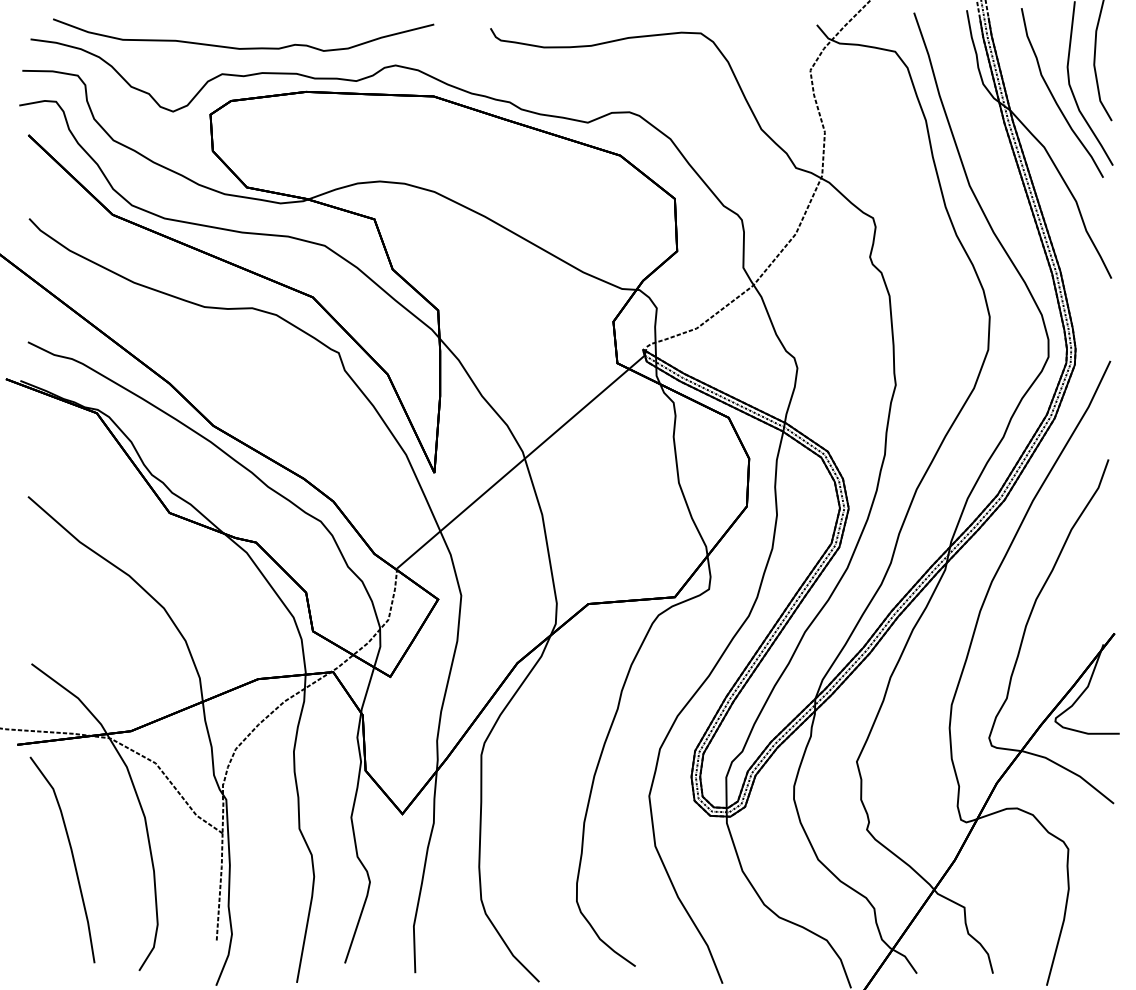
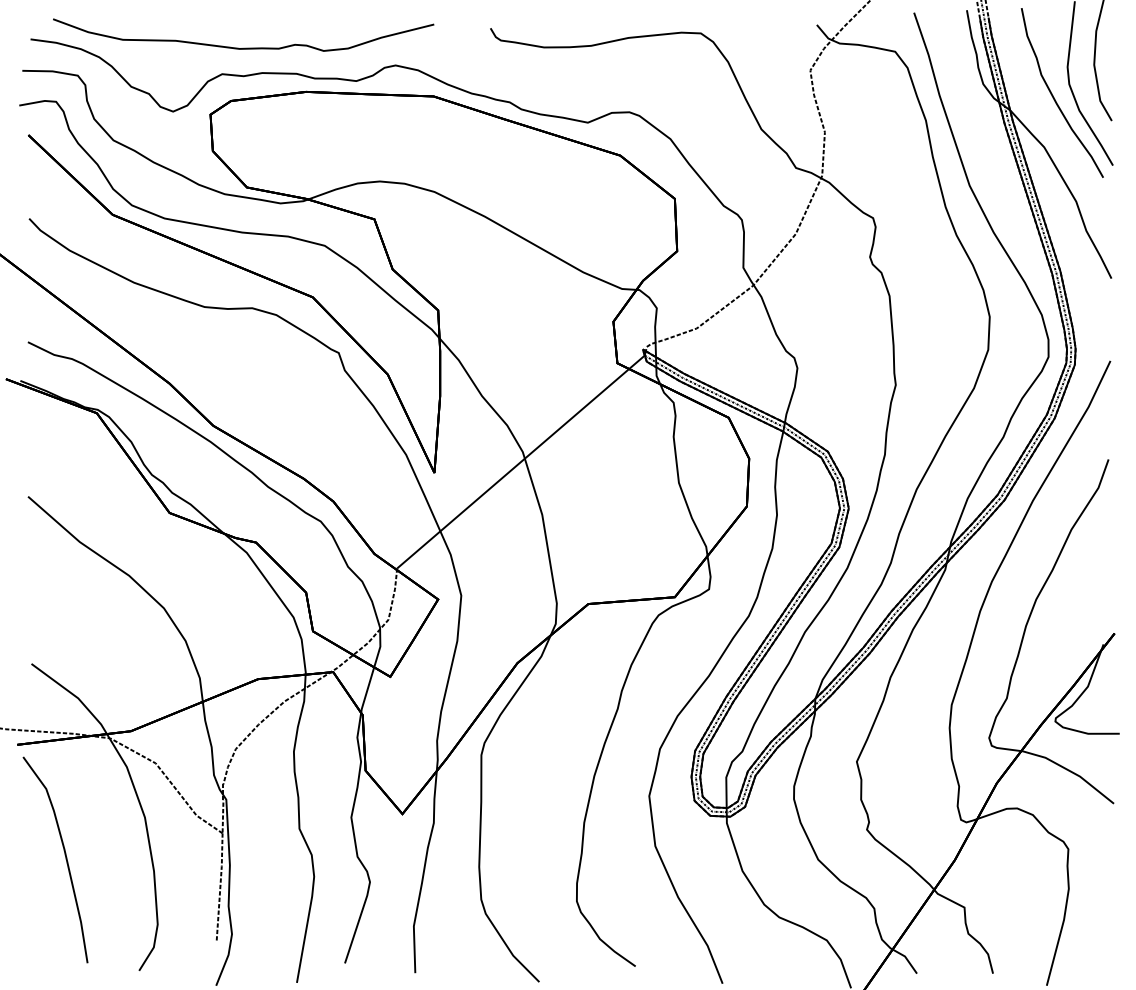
curve position: (71, 855) -> (64, 855) (64, 855)
